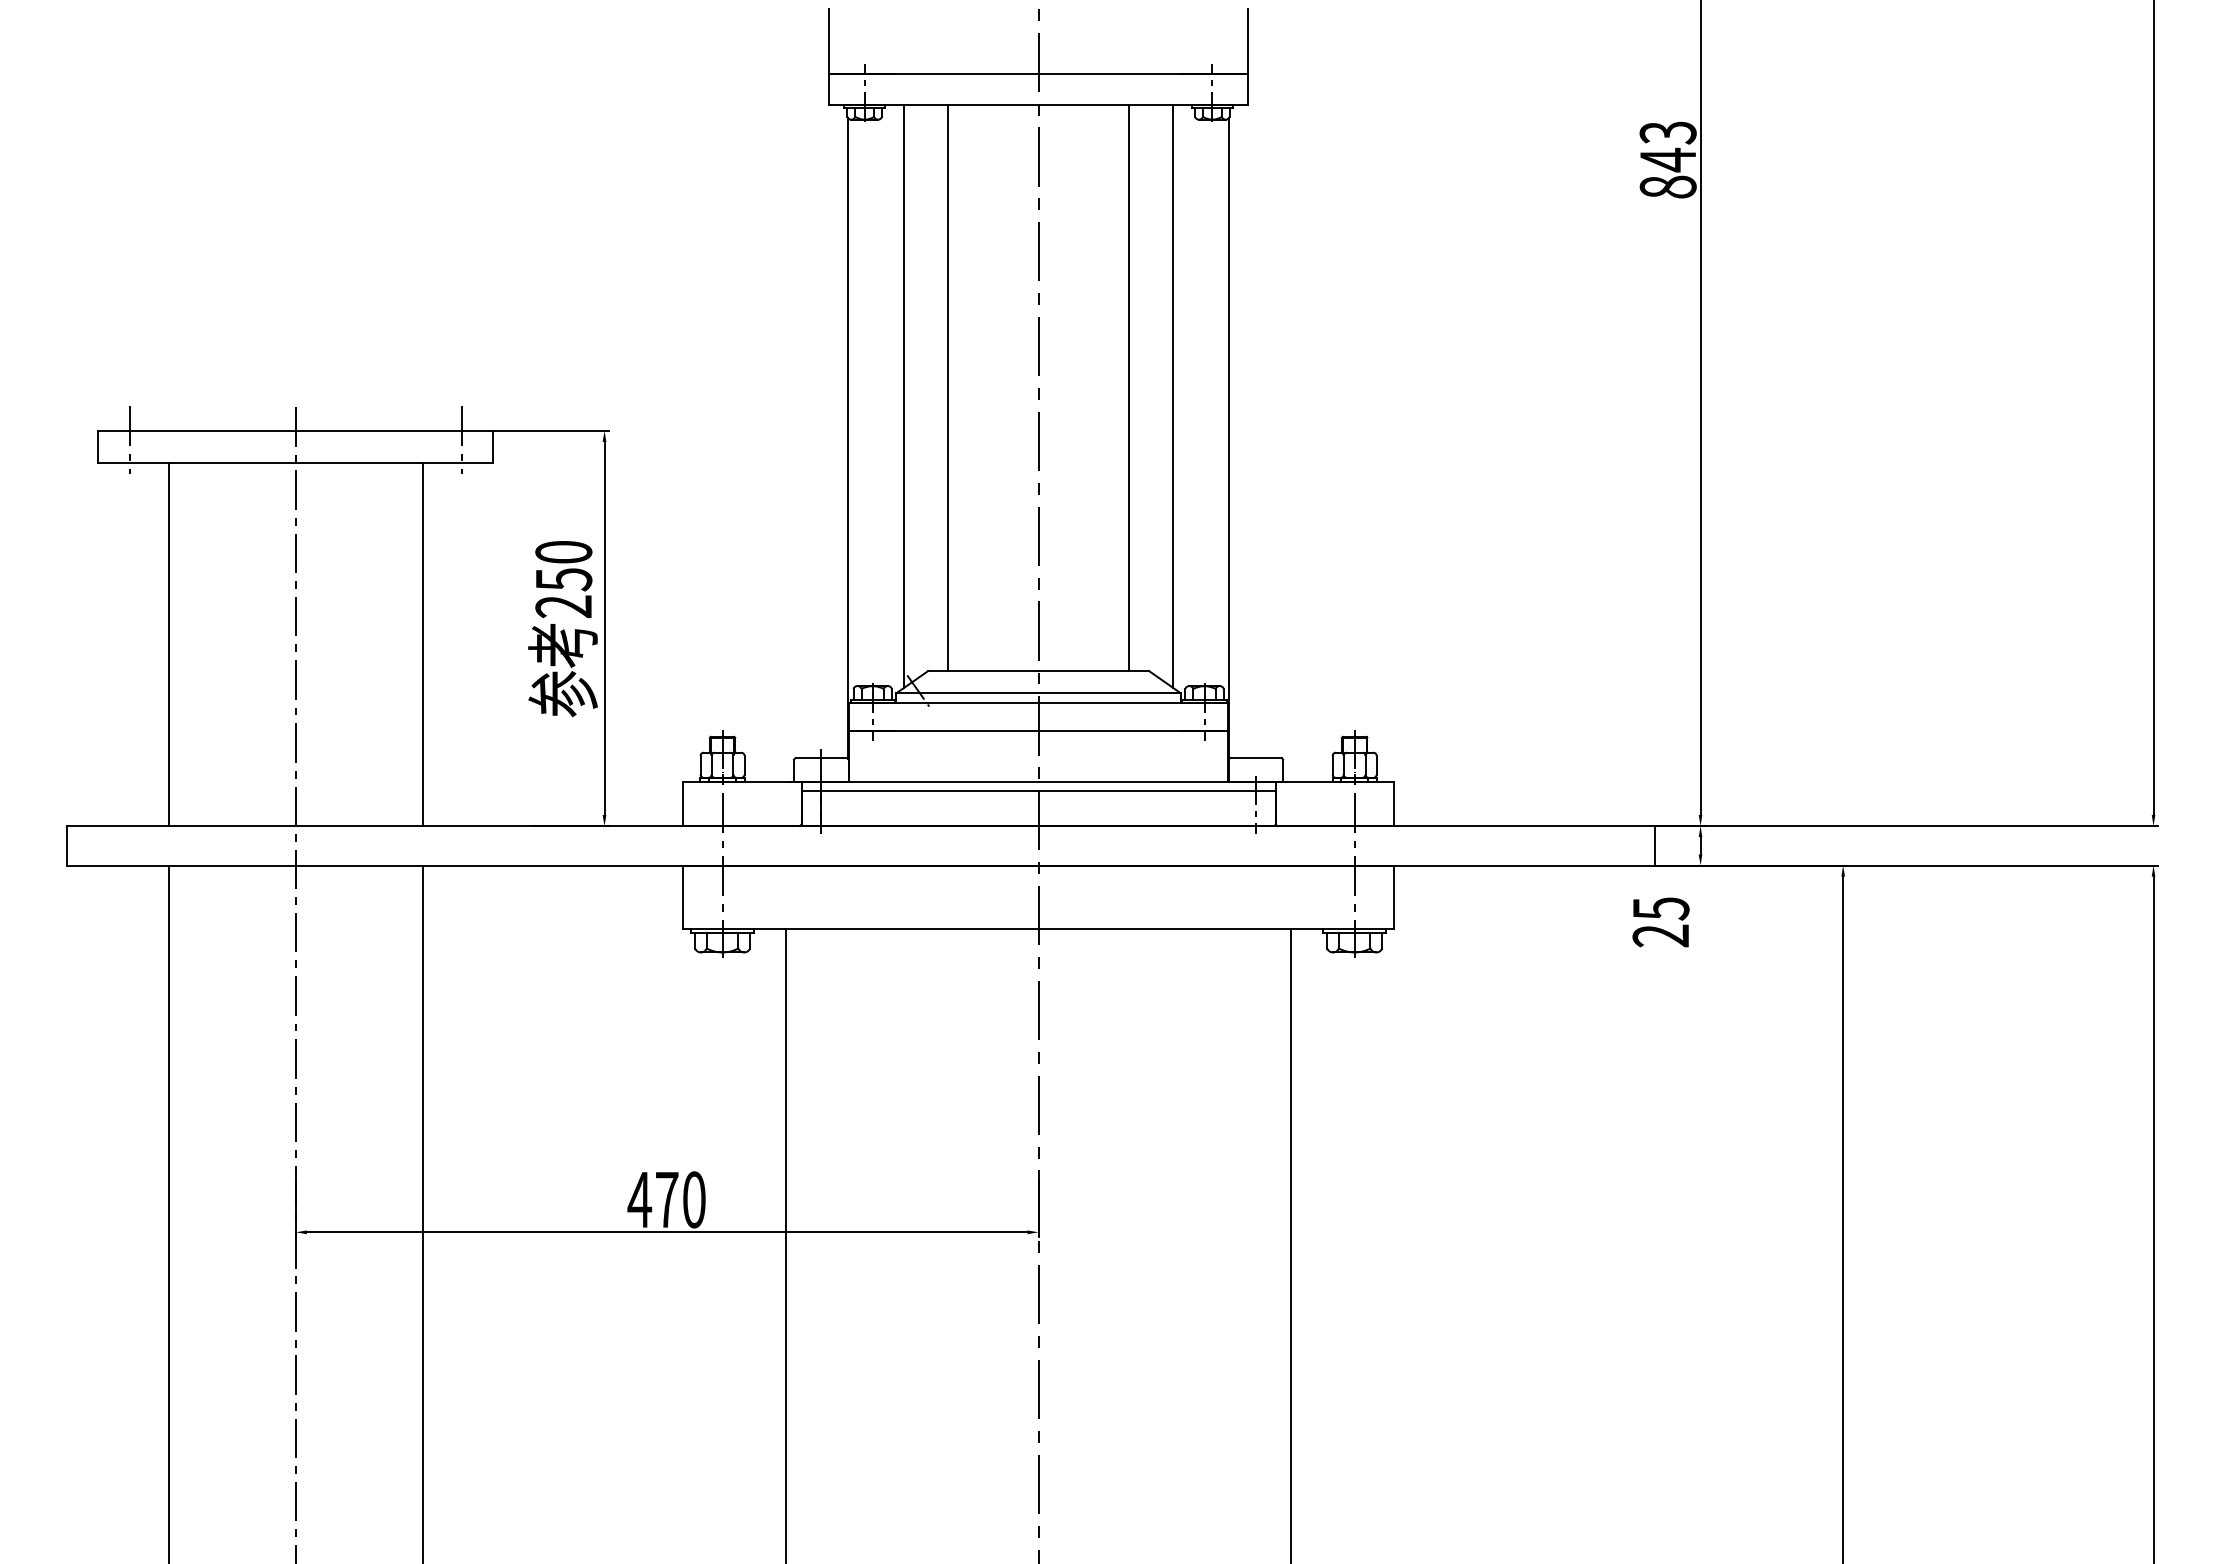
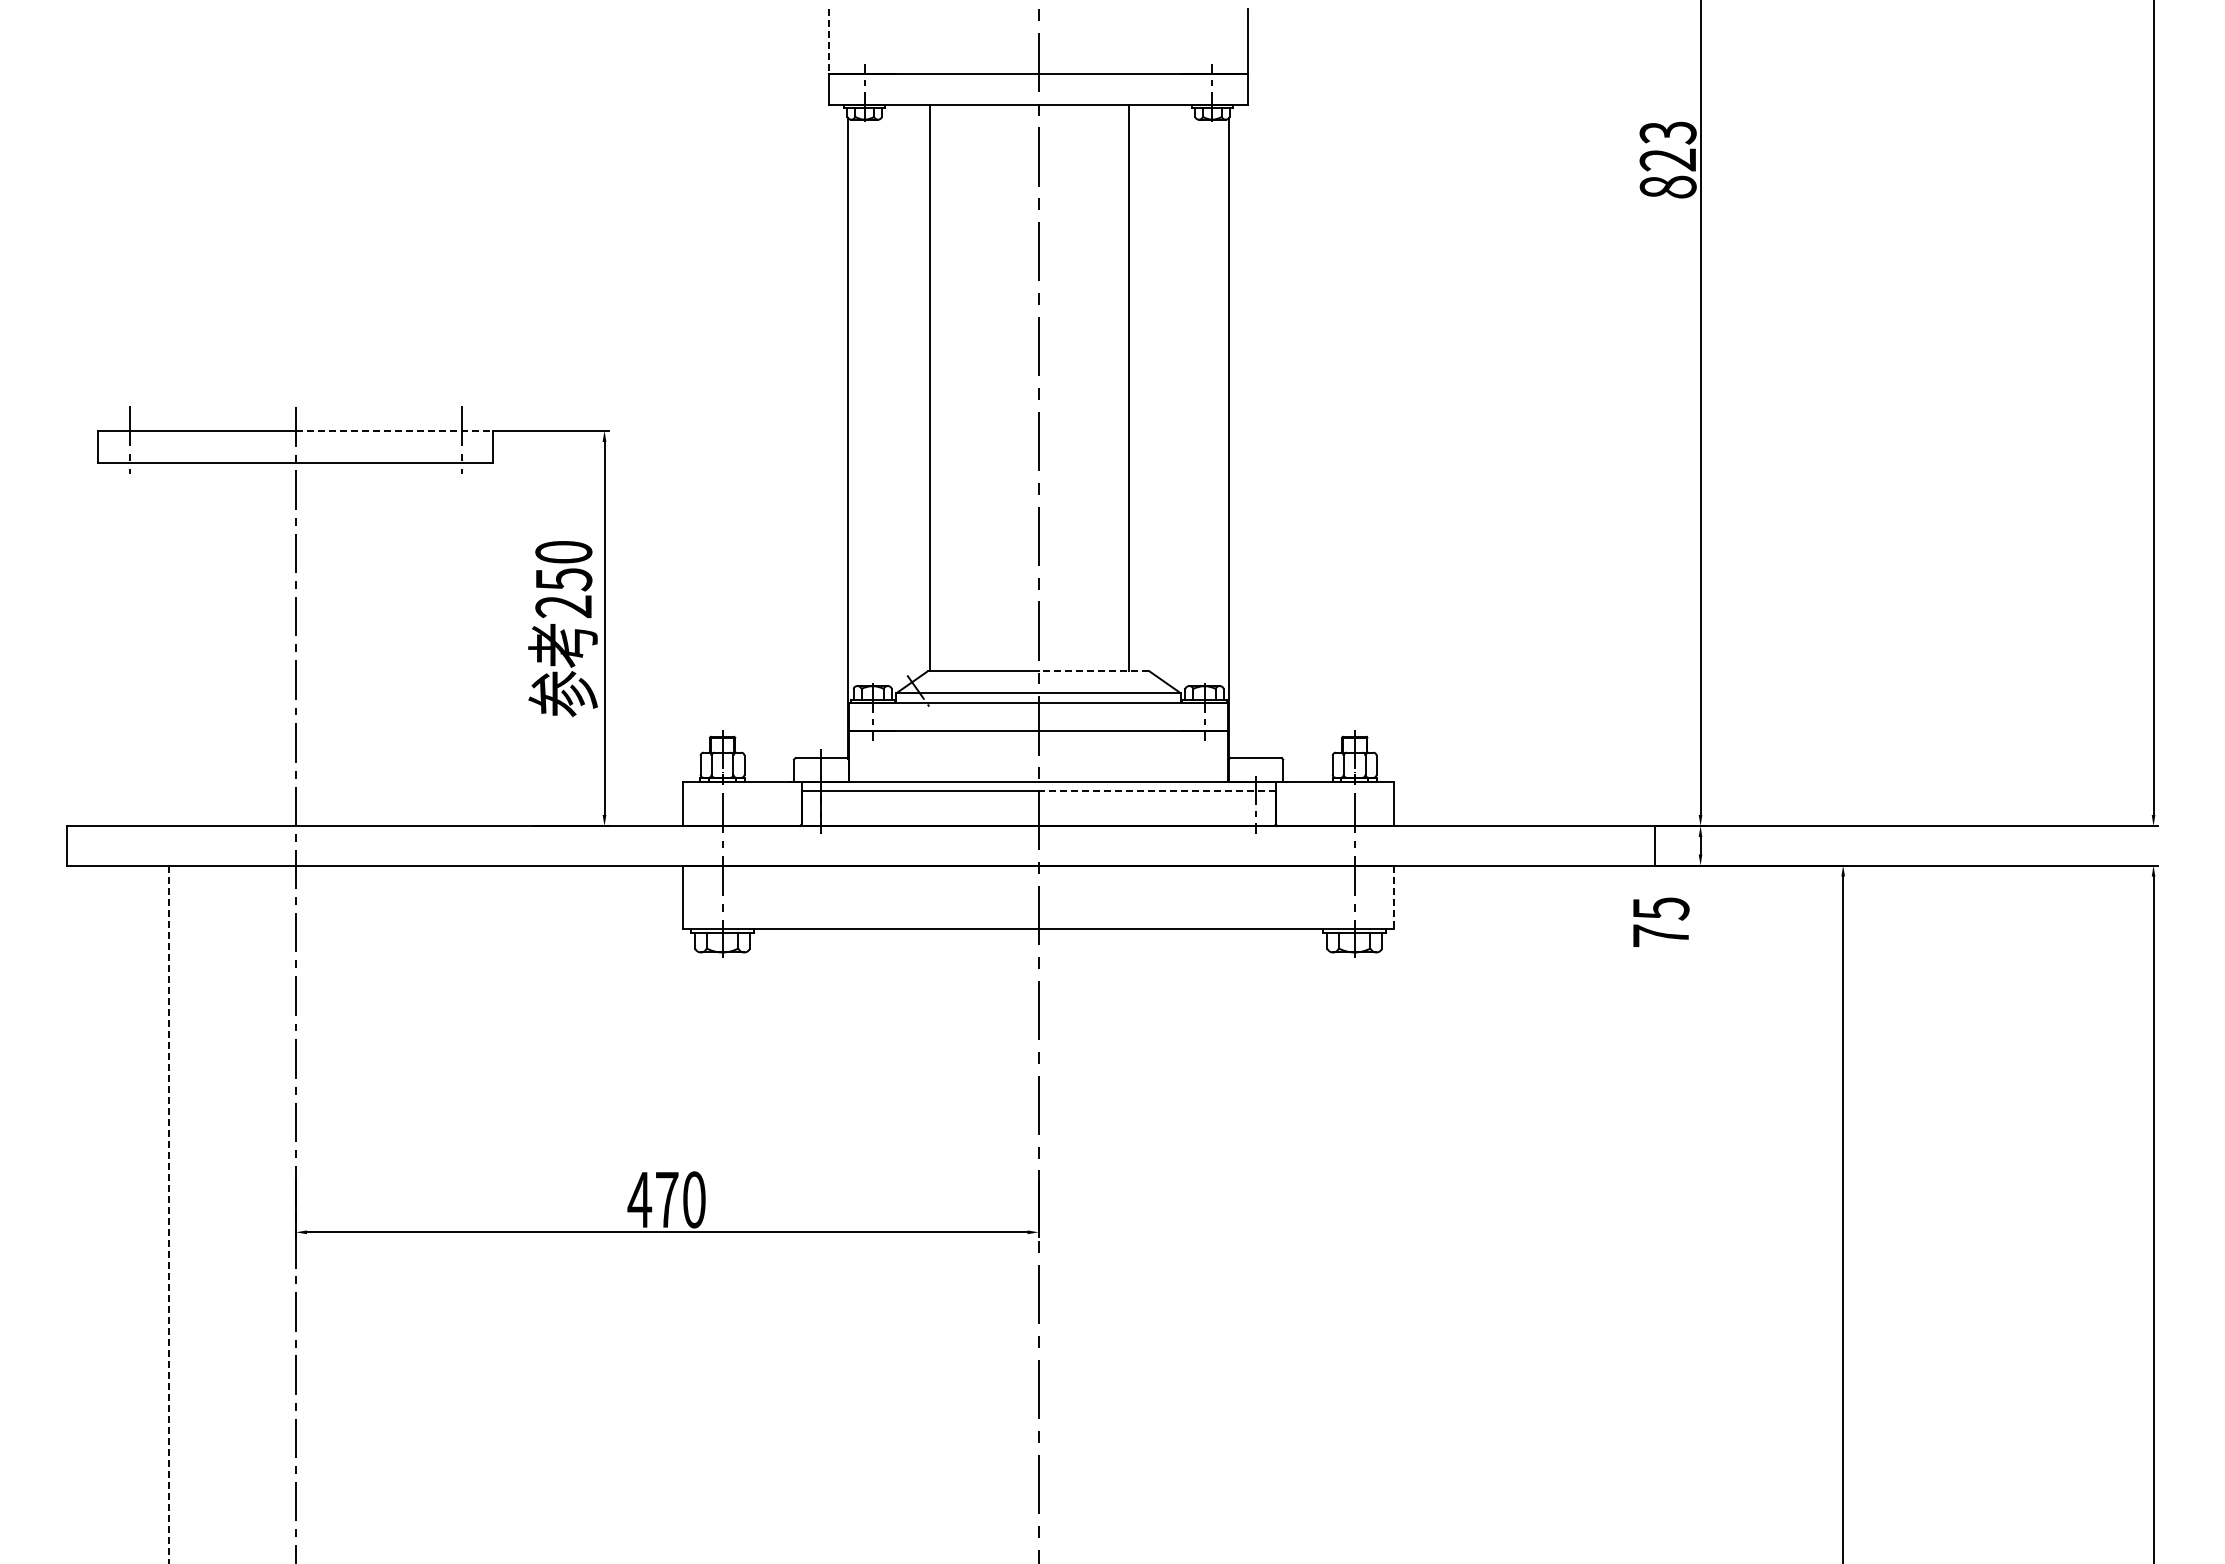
line: solid -> dashed (829, 41)
text: 843 -> 823 (1667, 159)
line position: (947, 388) -> (929, 388) (929, 388)
line: present -> none (904, 396)
line: present -> none (1172, 396)
line: solid -> dashed (394, 430)
line: present -> none (168, 644)
line: present -> none (423, 644)
line: solid -> dashed (1093, 671)
line: solid -> dashed (1157, 791)
line: solid -> dashed (1394, 897)
text: 25 -> 75 (1660, 935)
line: present -> none (423, 1212)
line: solid -> dashed (168, 1214)
line: present -> none (785, 1244)
line: present -> none (1291, 1244)
